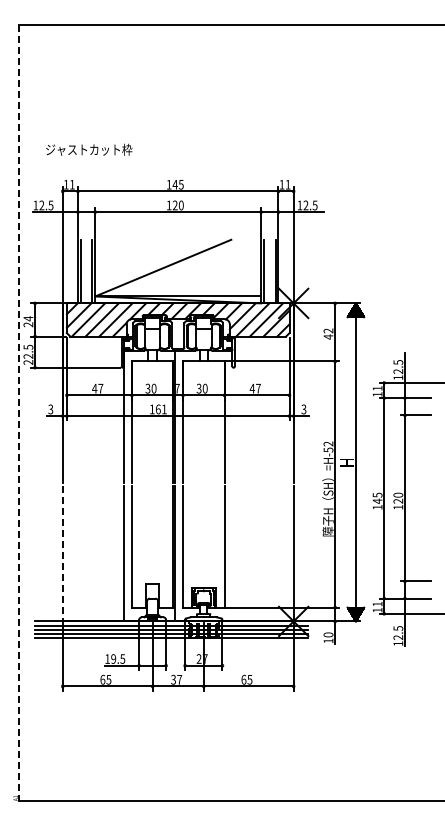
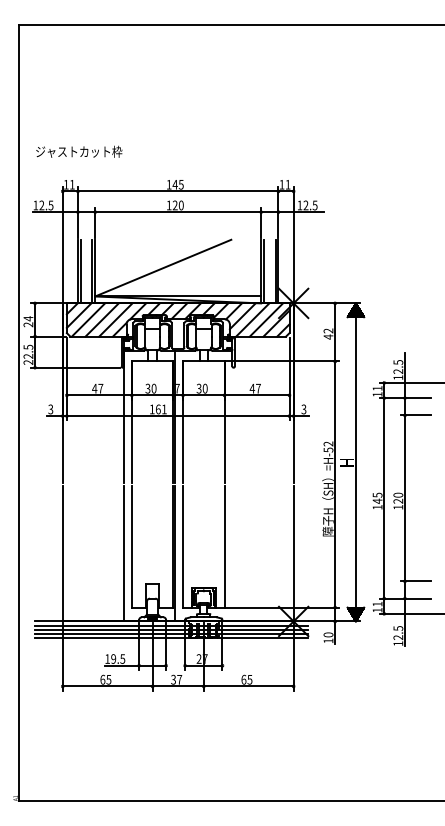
text position: (89, 149) -> (79, 151) (79, 151)
line: dashed -> solid (19, 413)
line: dashed -> solid (62, 553)
